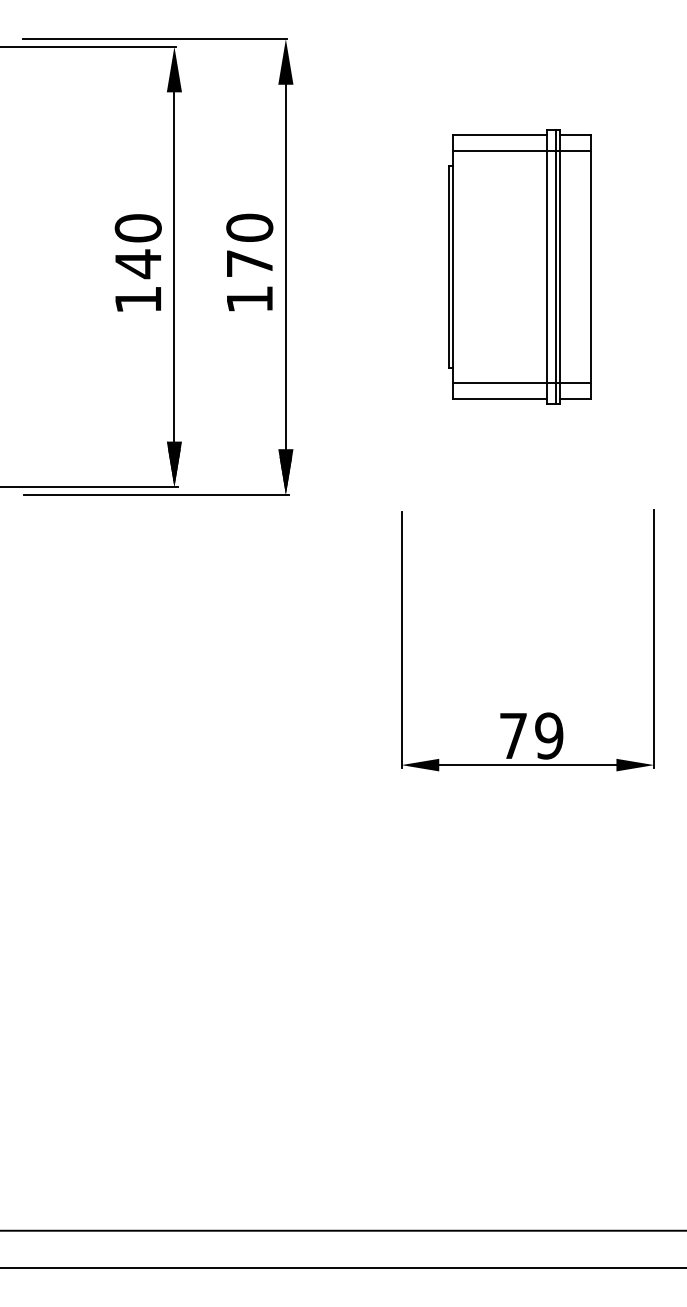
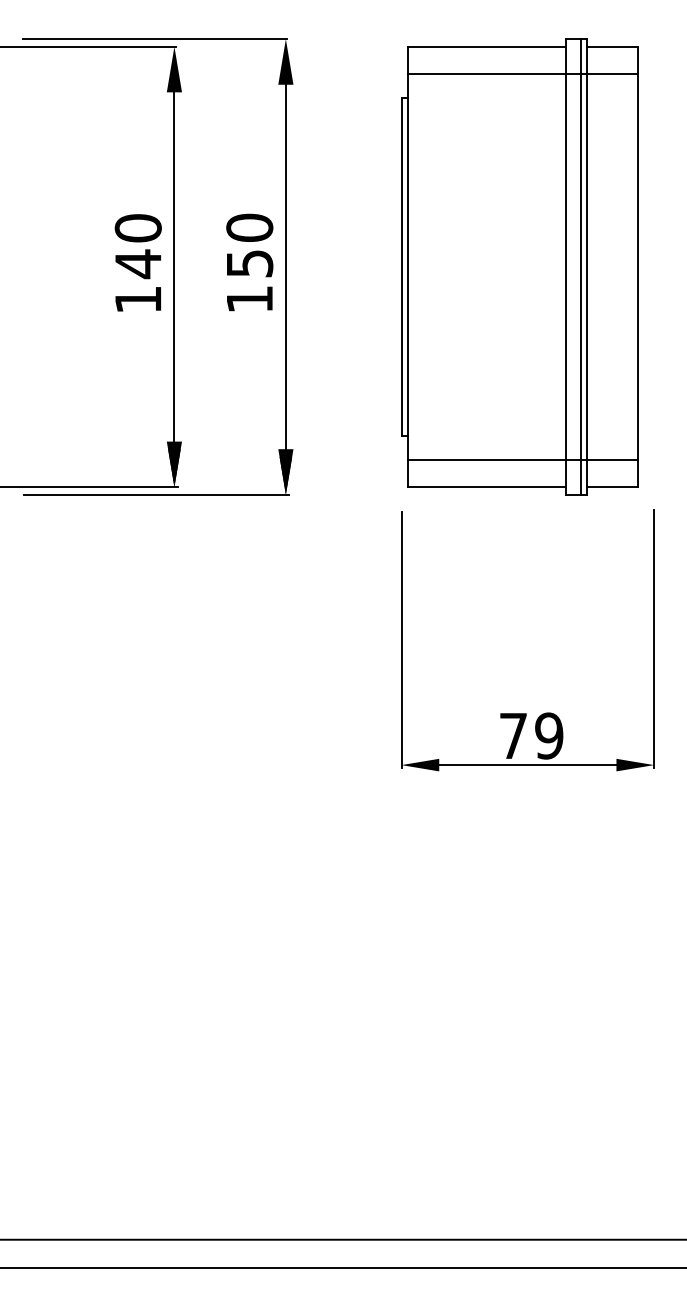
text: 170 -> 150 (250, 263)
part size: 144x276 px -> 238x458 px (519, 266)
line position: (342, 1230) -> (342, 1239) (342, 1239)
